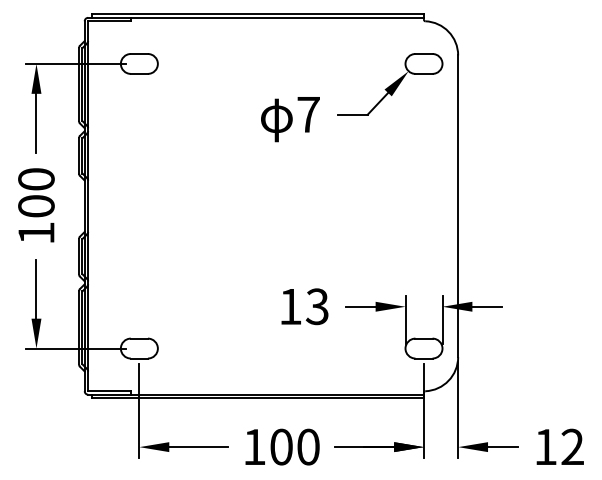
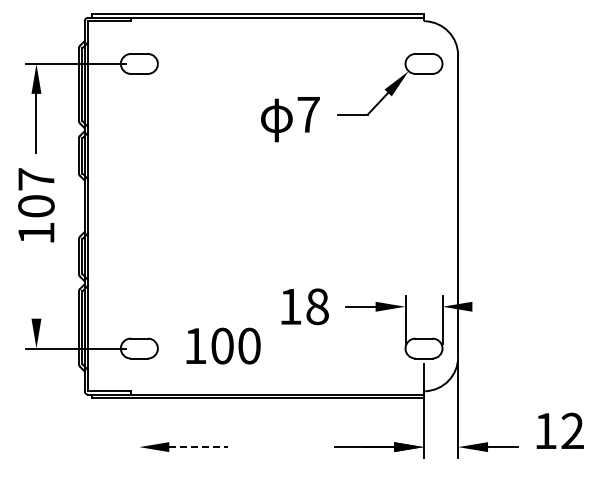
text: 100 -> 107 (36, 179)
line: present -> none (36, 288)
text: 13 -> 18 (316, 306)
line: present -> none (487, 306)
line: present -> none (139, 410)
text position: (282, 446) -> (223, 345) (223, 345)
text position: (559, 446) -> (559, 430) (559, 430)
line: solid -> dashed (198, 447)
